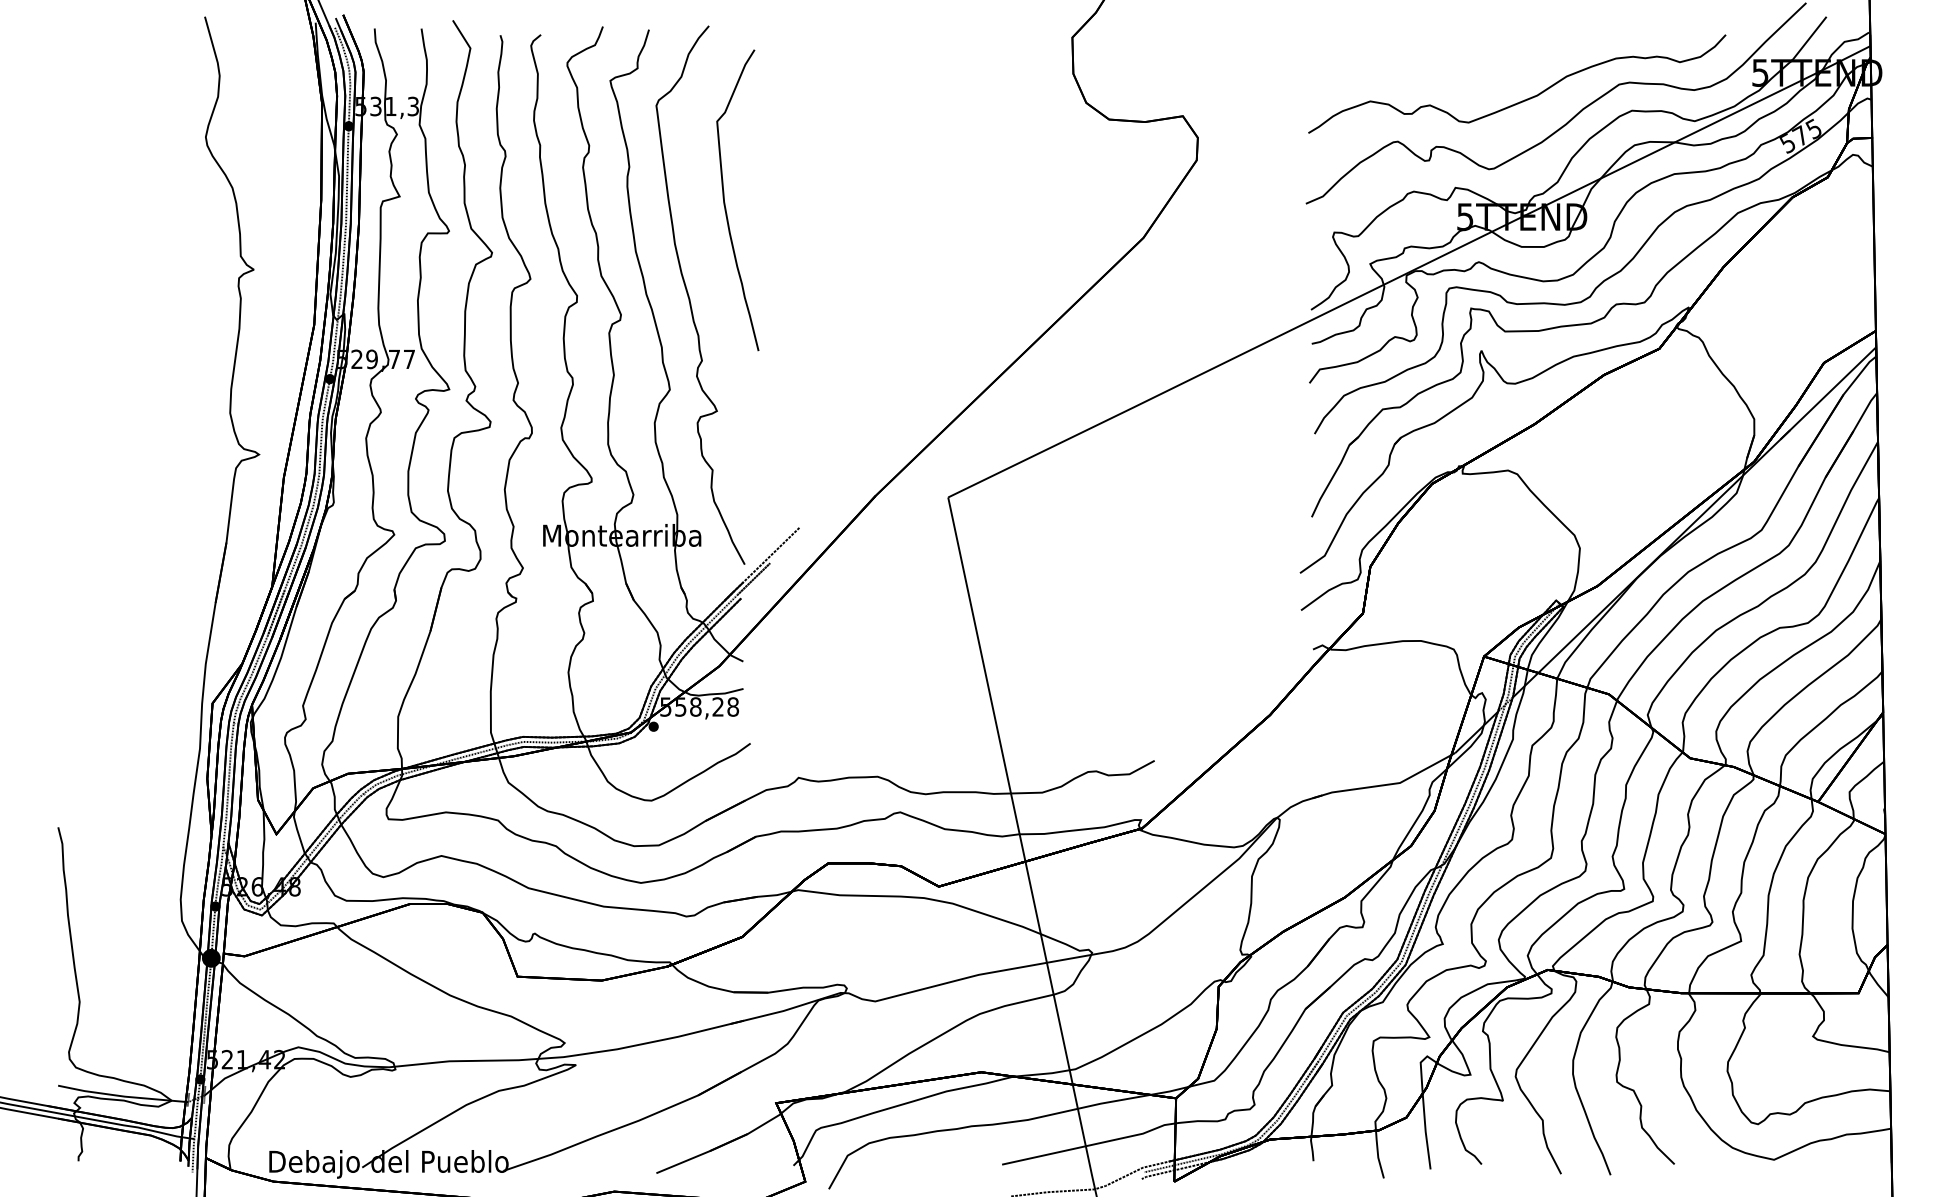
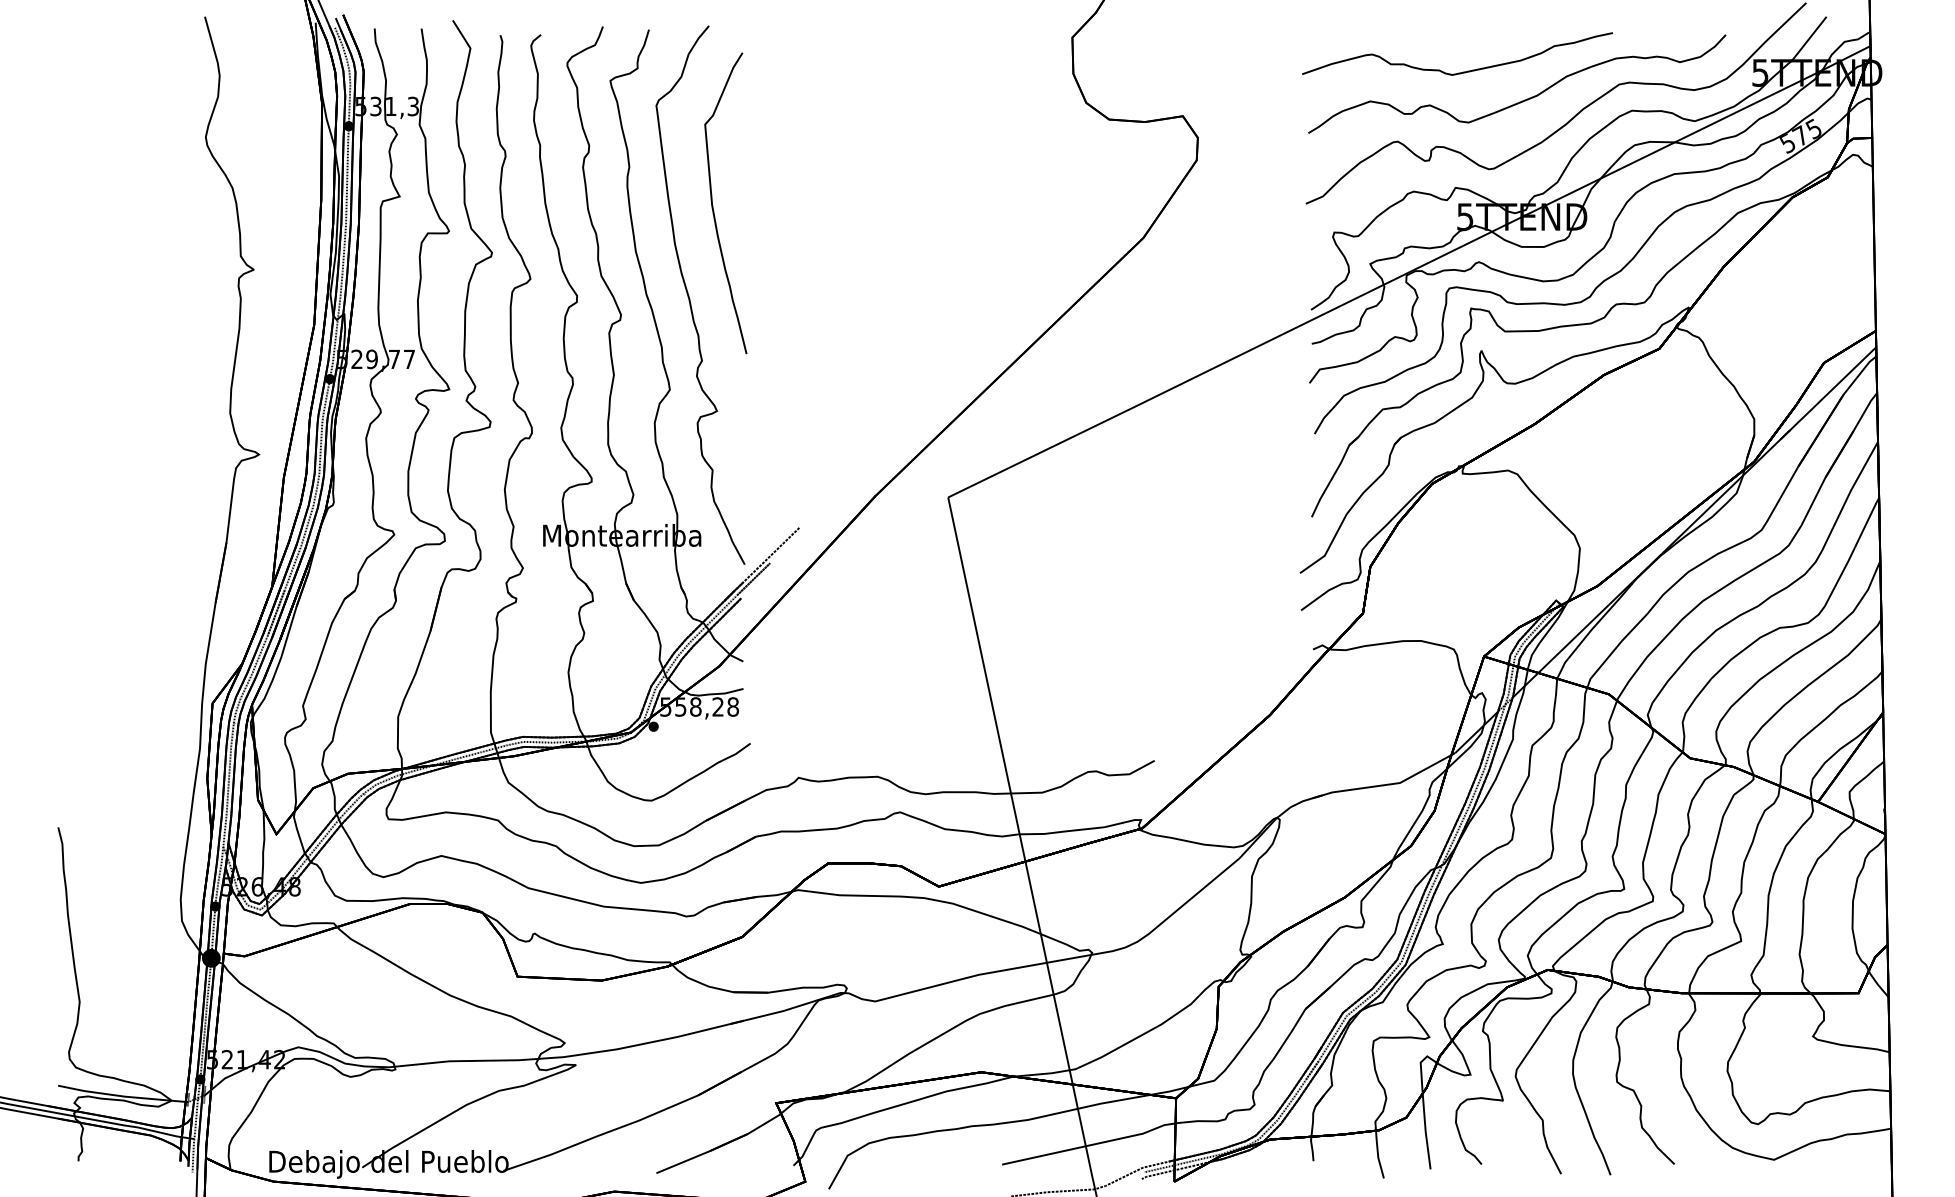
part: none -> present (1463, 71)
part position: (725, 202) -> (713, 205) (713, 205)
